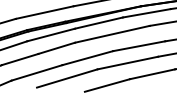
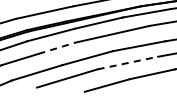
line: solid -> dashed (57, 48)
line: solid -> dashed (127, 63)
